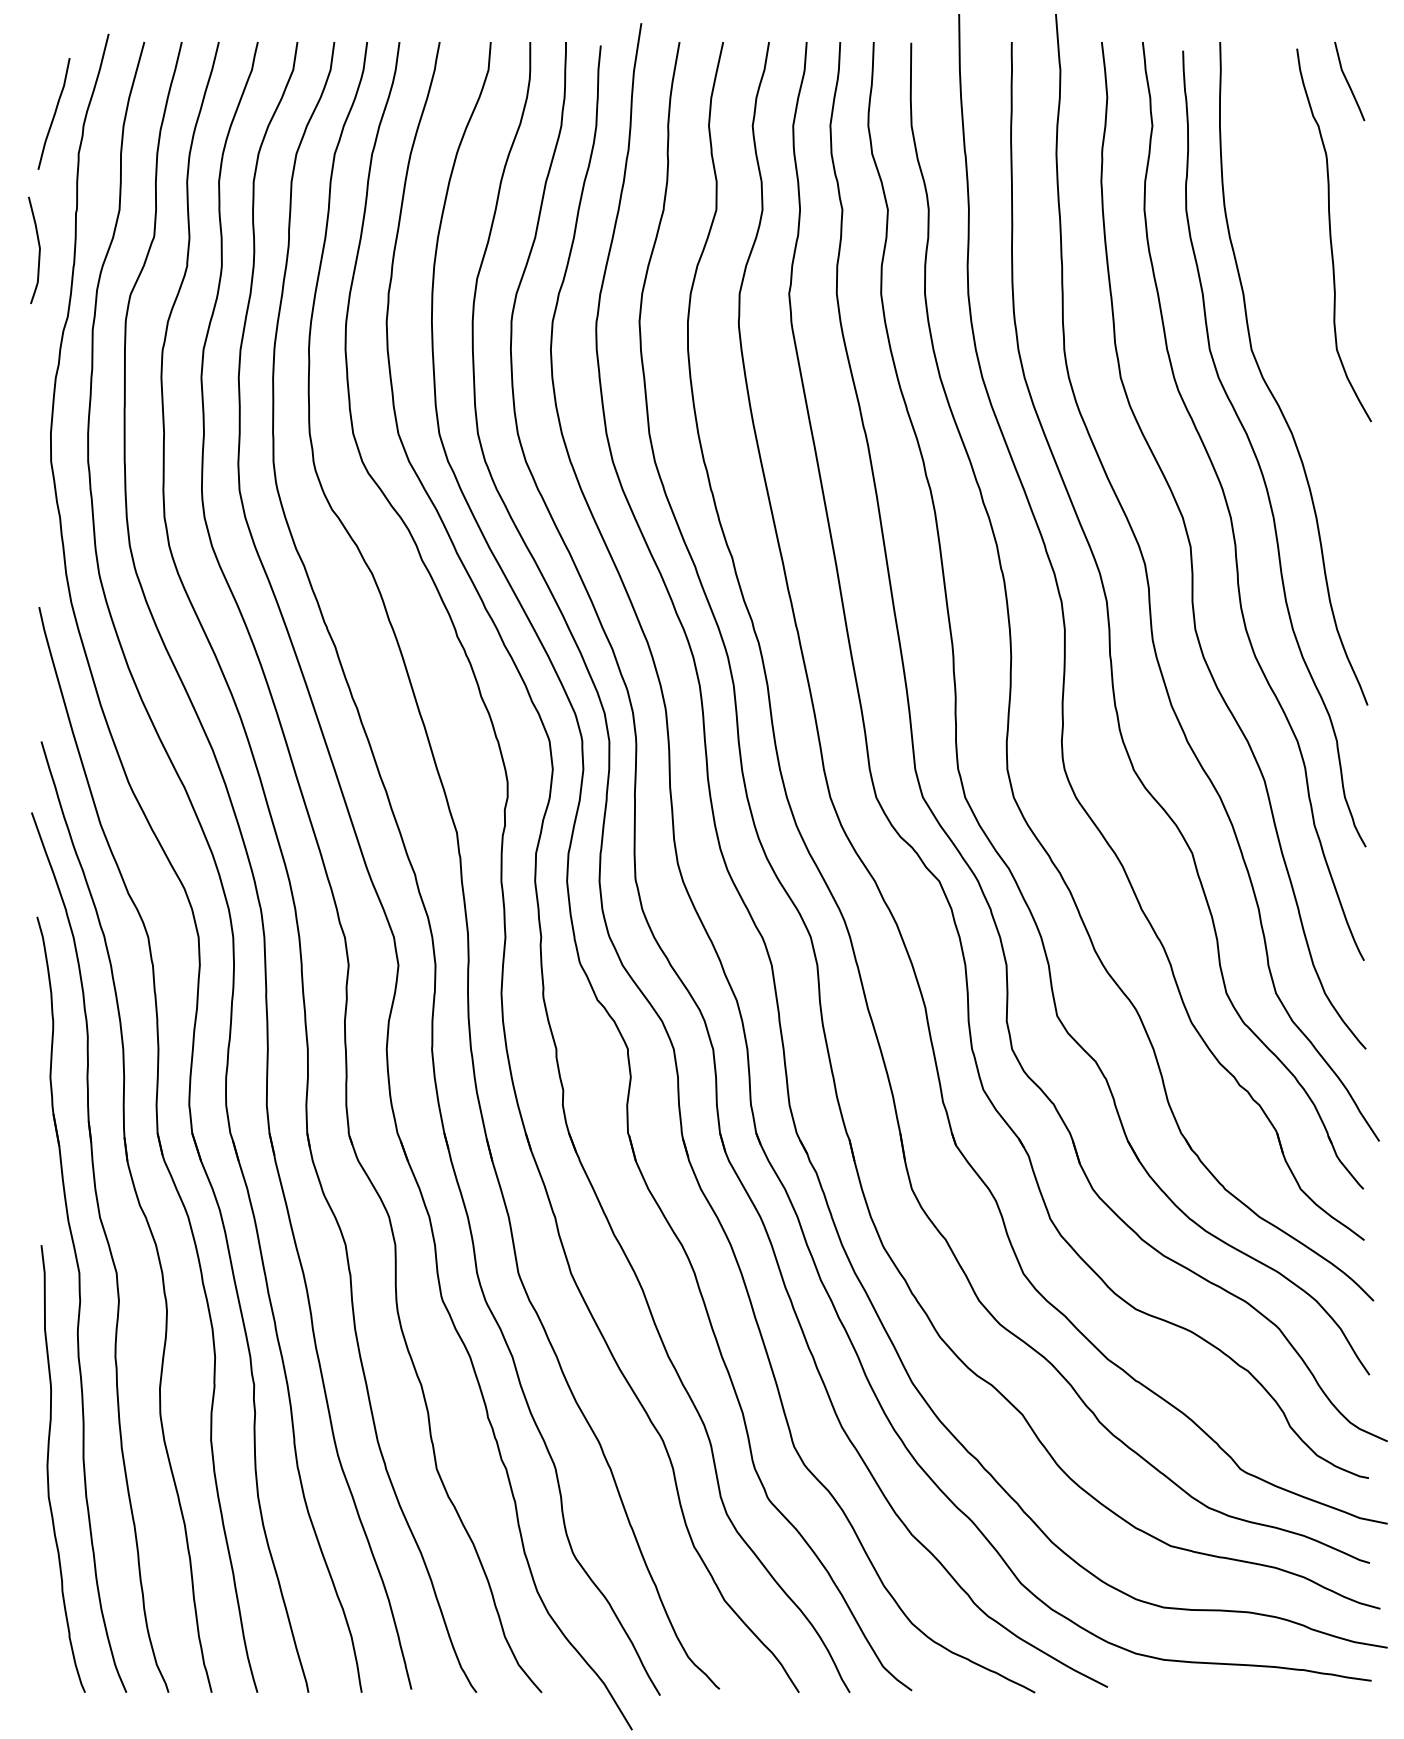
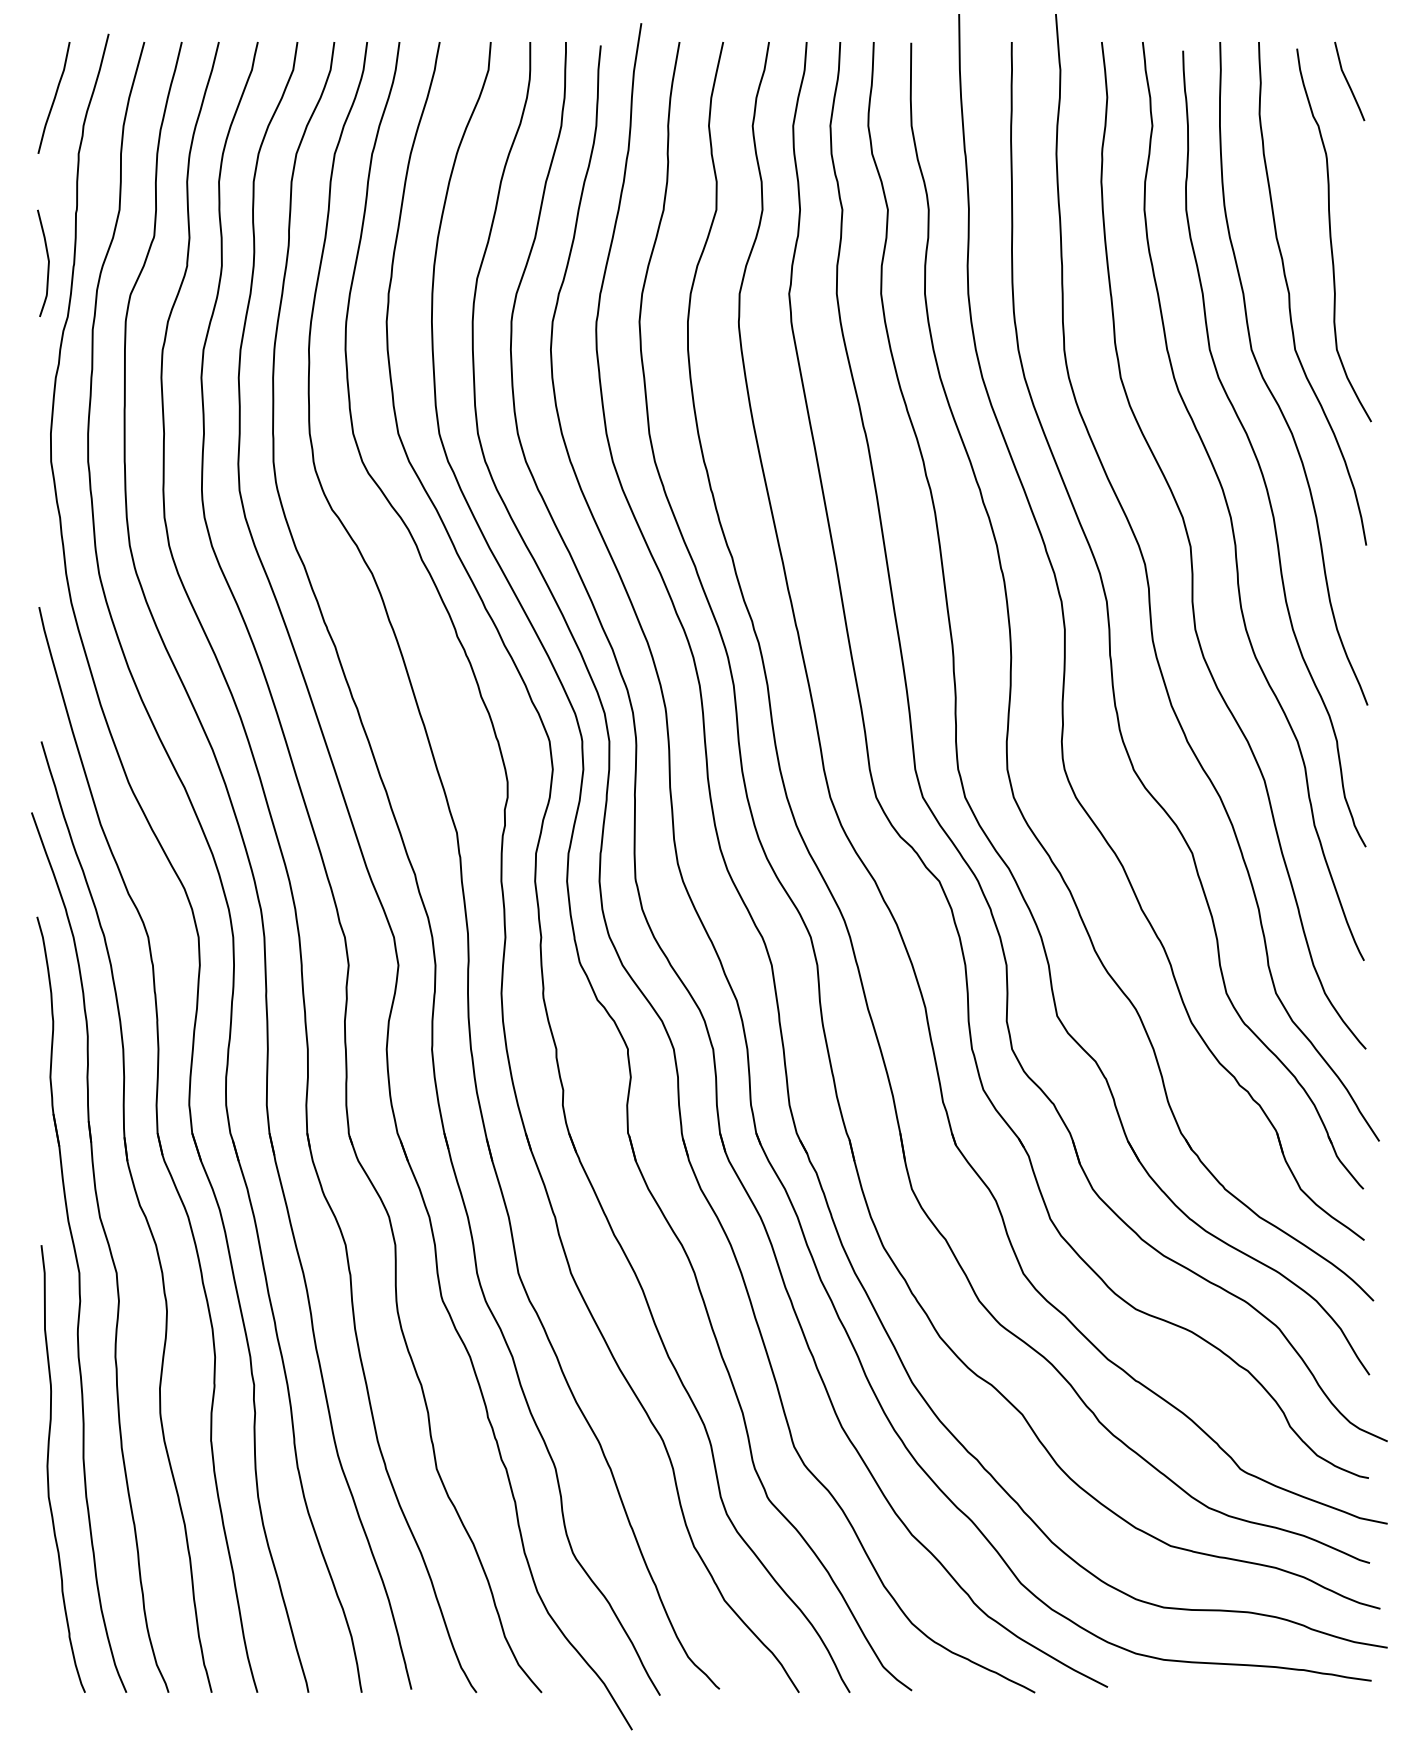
curve position: (54, 113) -> (54, 97) (54, 97)
curve position: (38, 247) -> (47, 260) (47, 260)
curve: none -> present (1290, 294)
